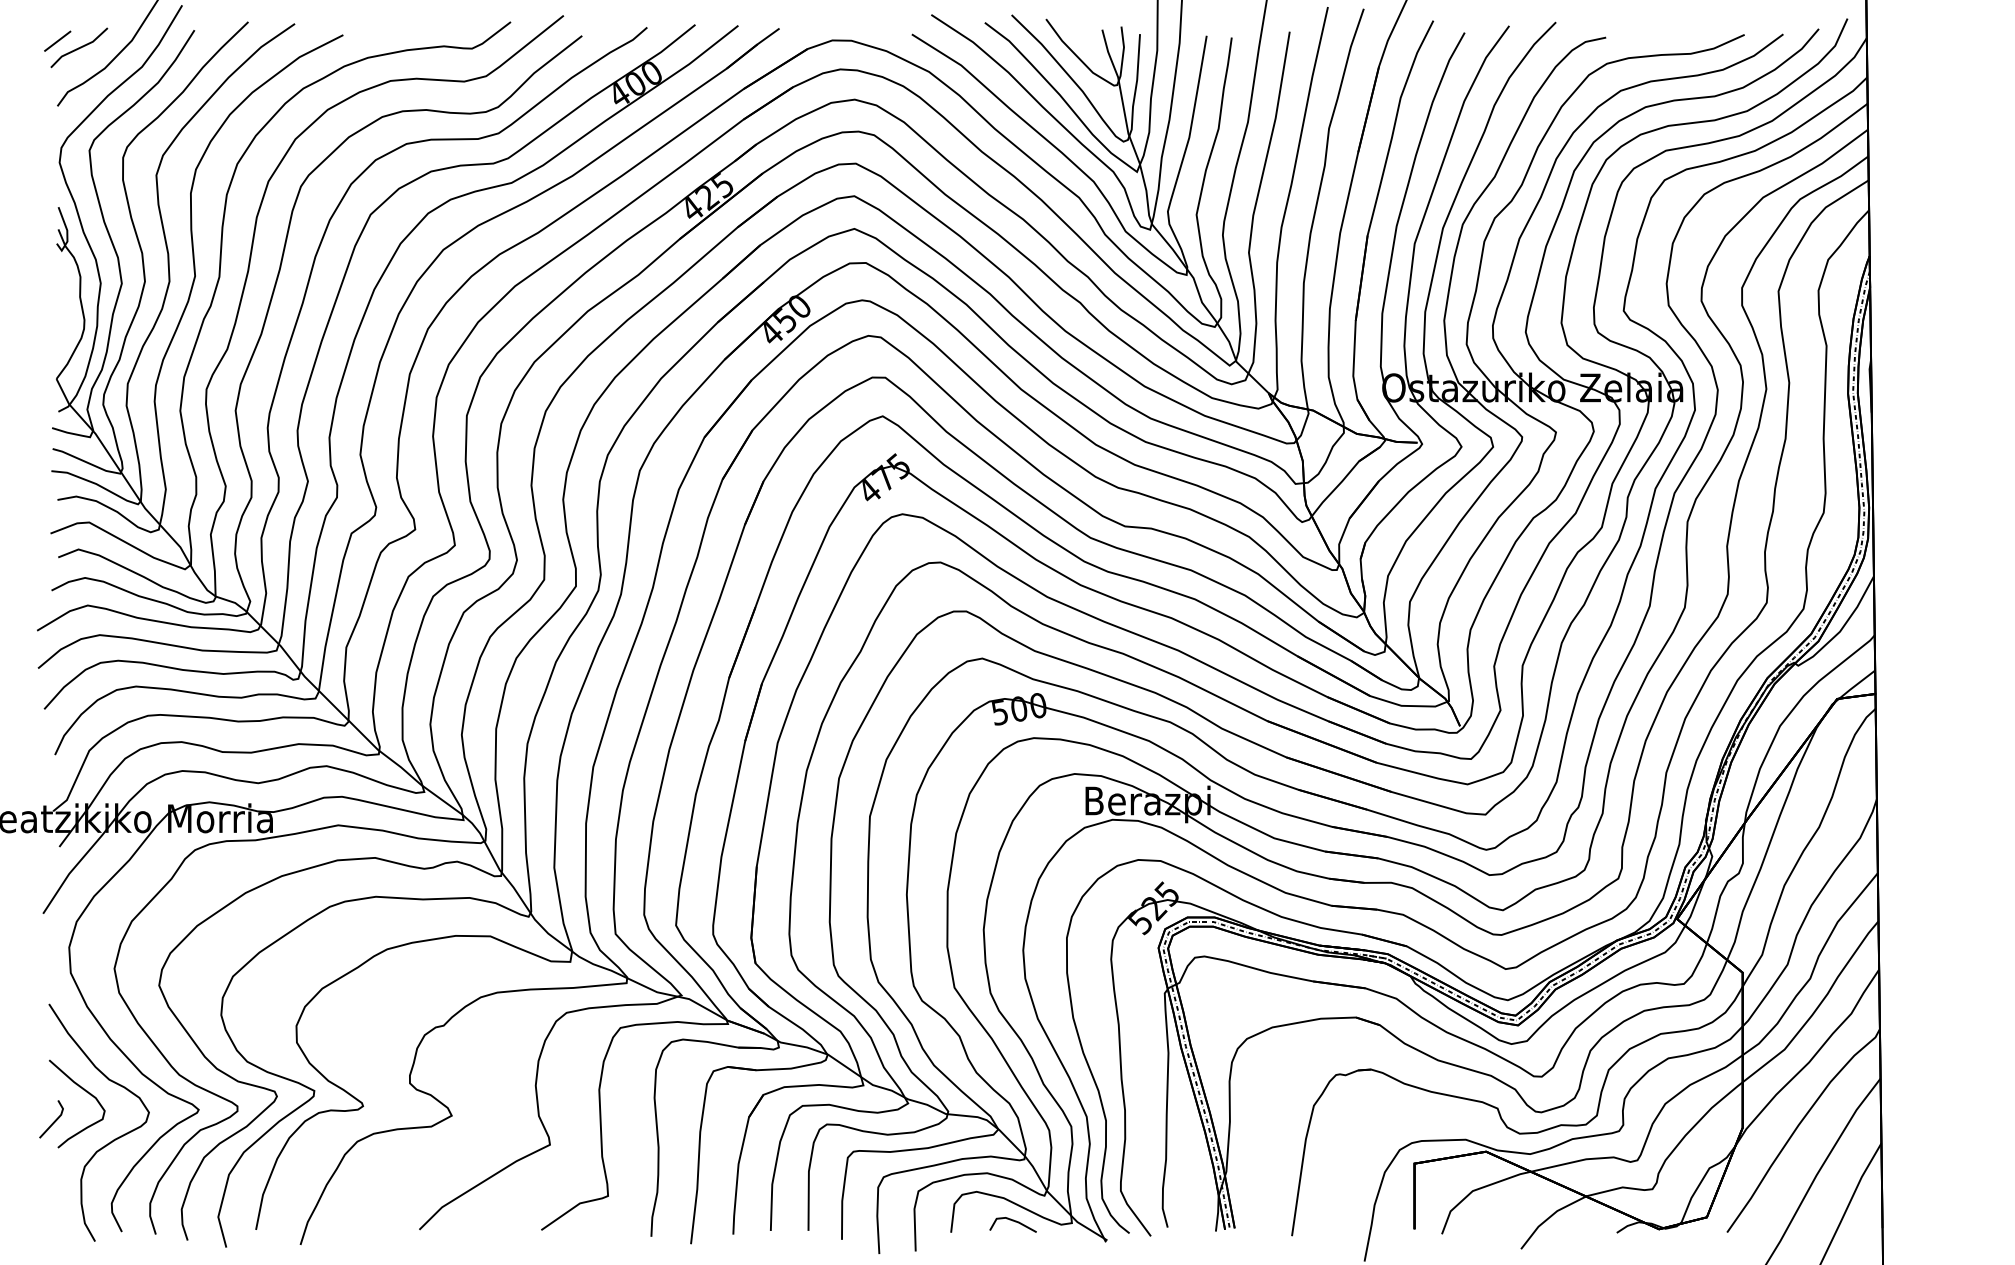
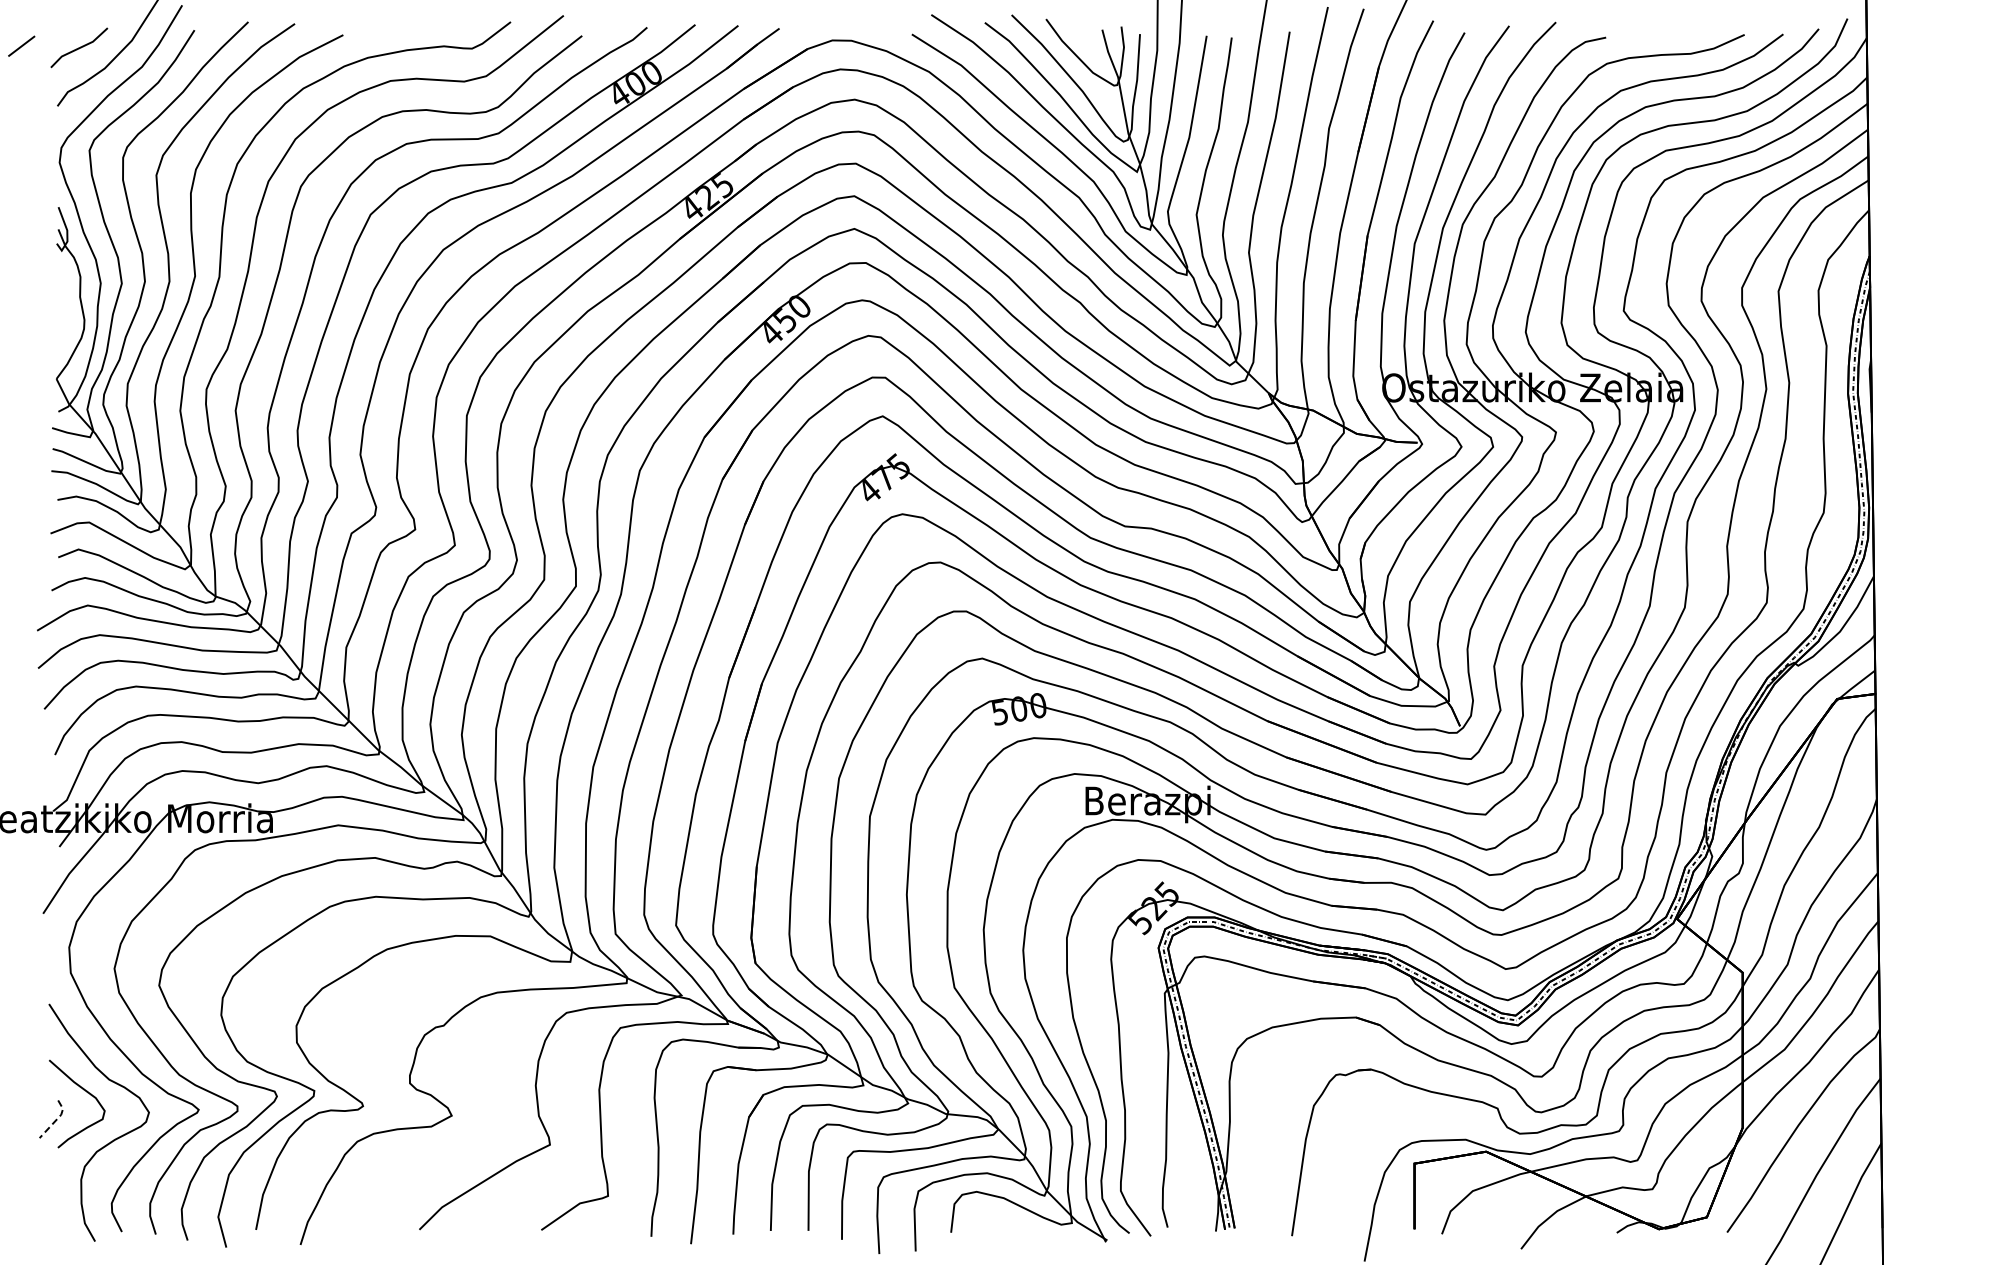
line position: (57, 40) -> (21, 45) (21, 45)
line: solid -> dashed (56, 1119)
line: present -> none (1012, 1221)
